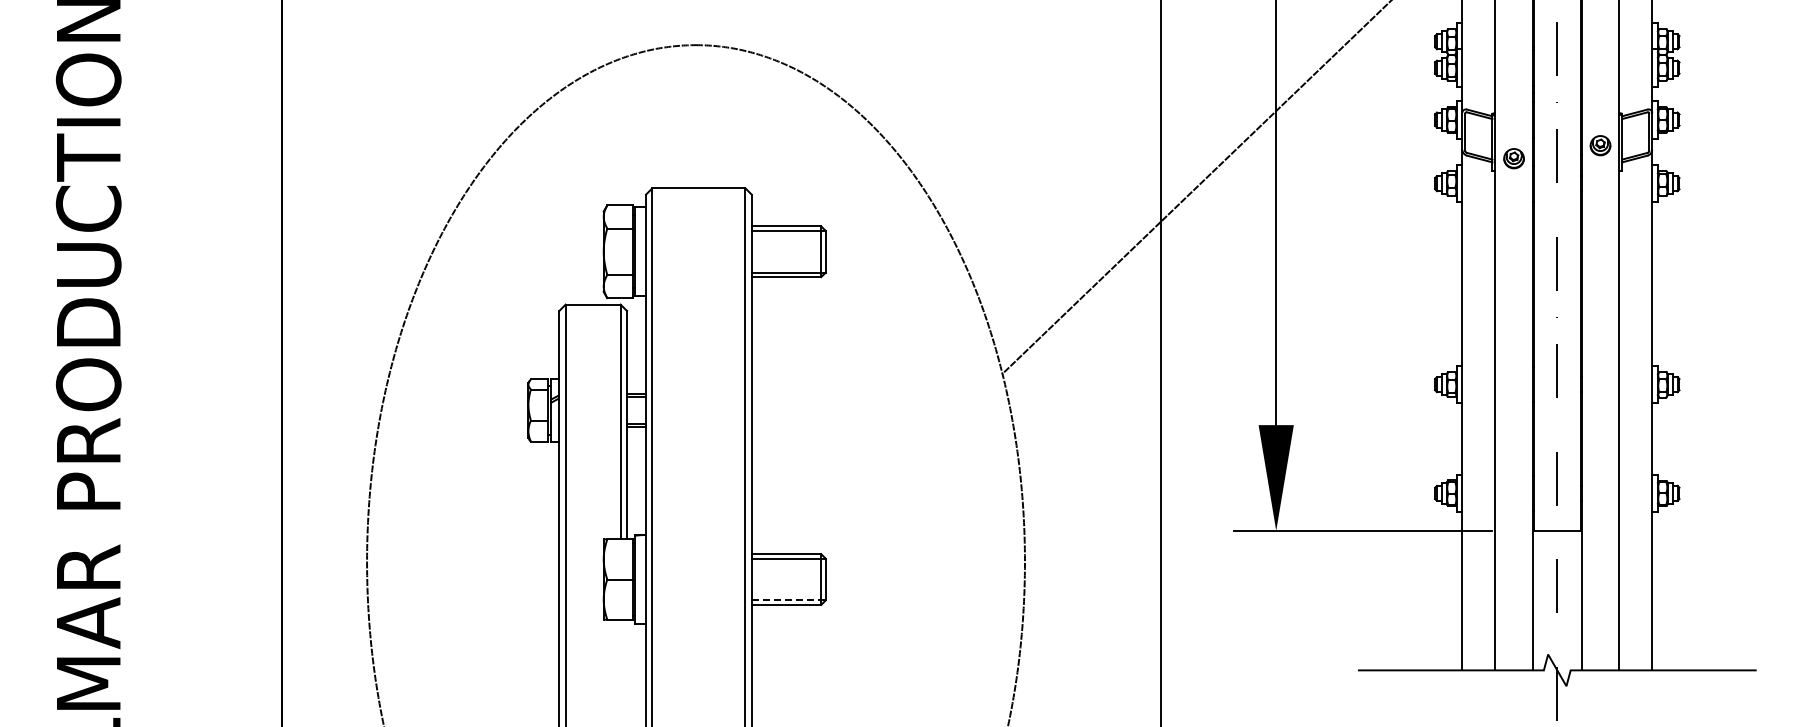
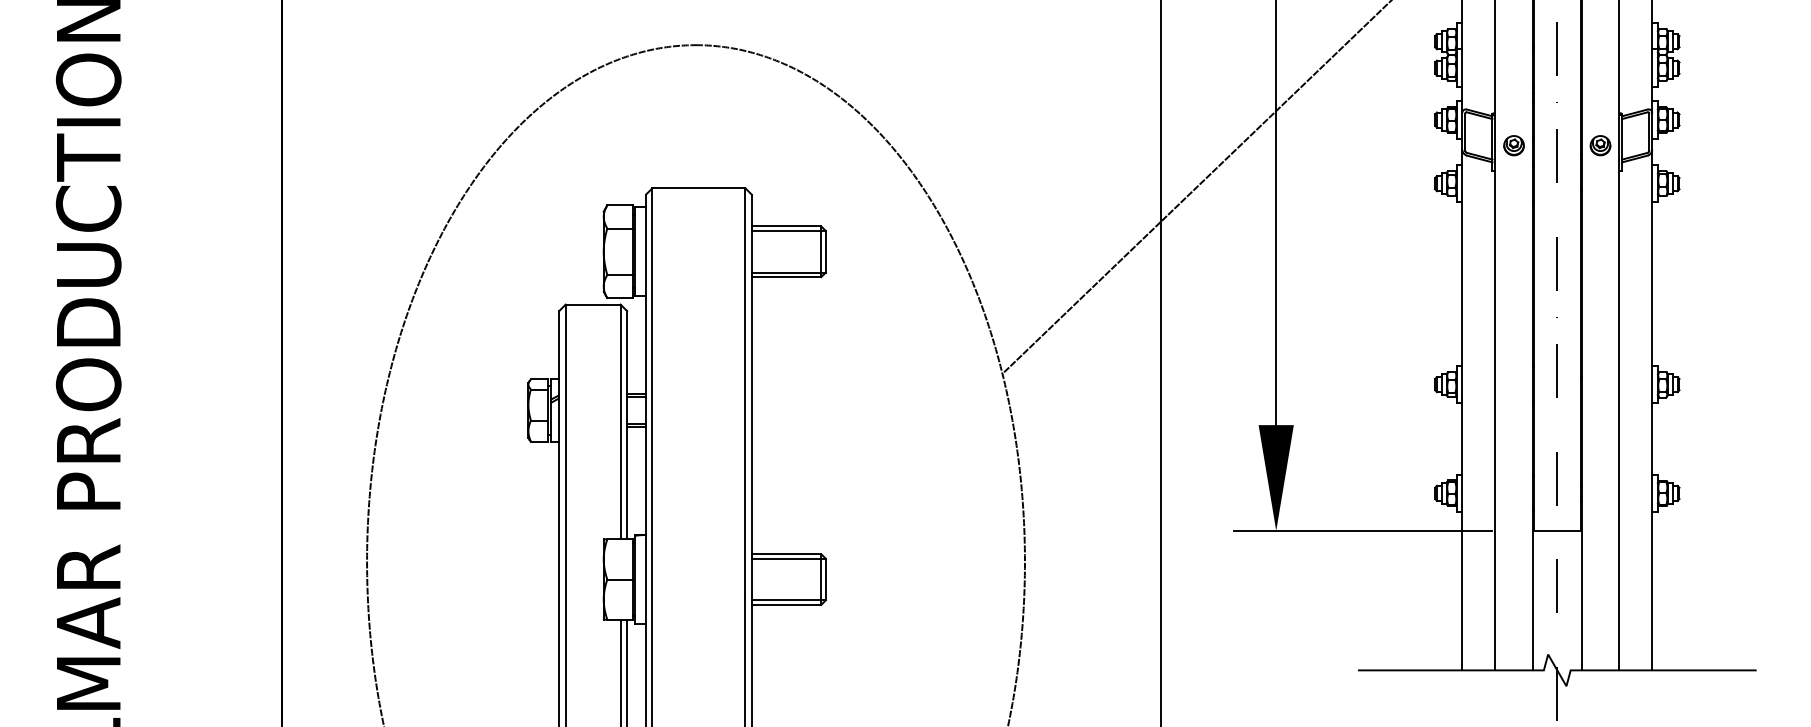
part position: (1513, 158) -> (1513, 145) (1513, 145)
line: dashed -> solid (788, 600)
line: none -> present (620, 671)
line: none -> present (627, 671)
